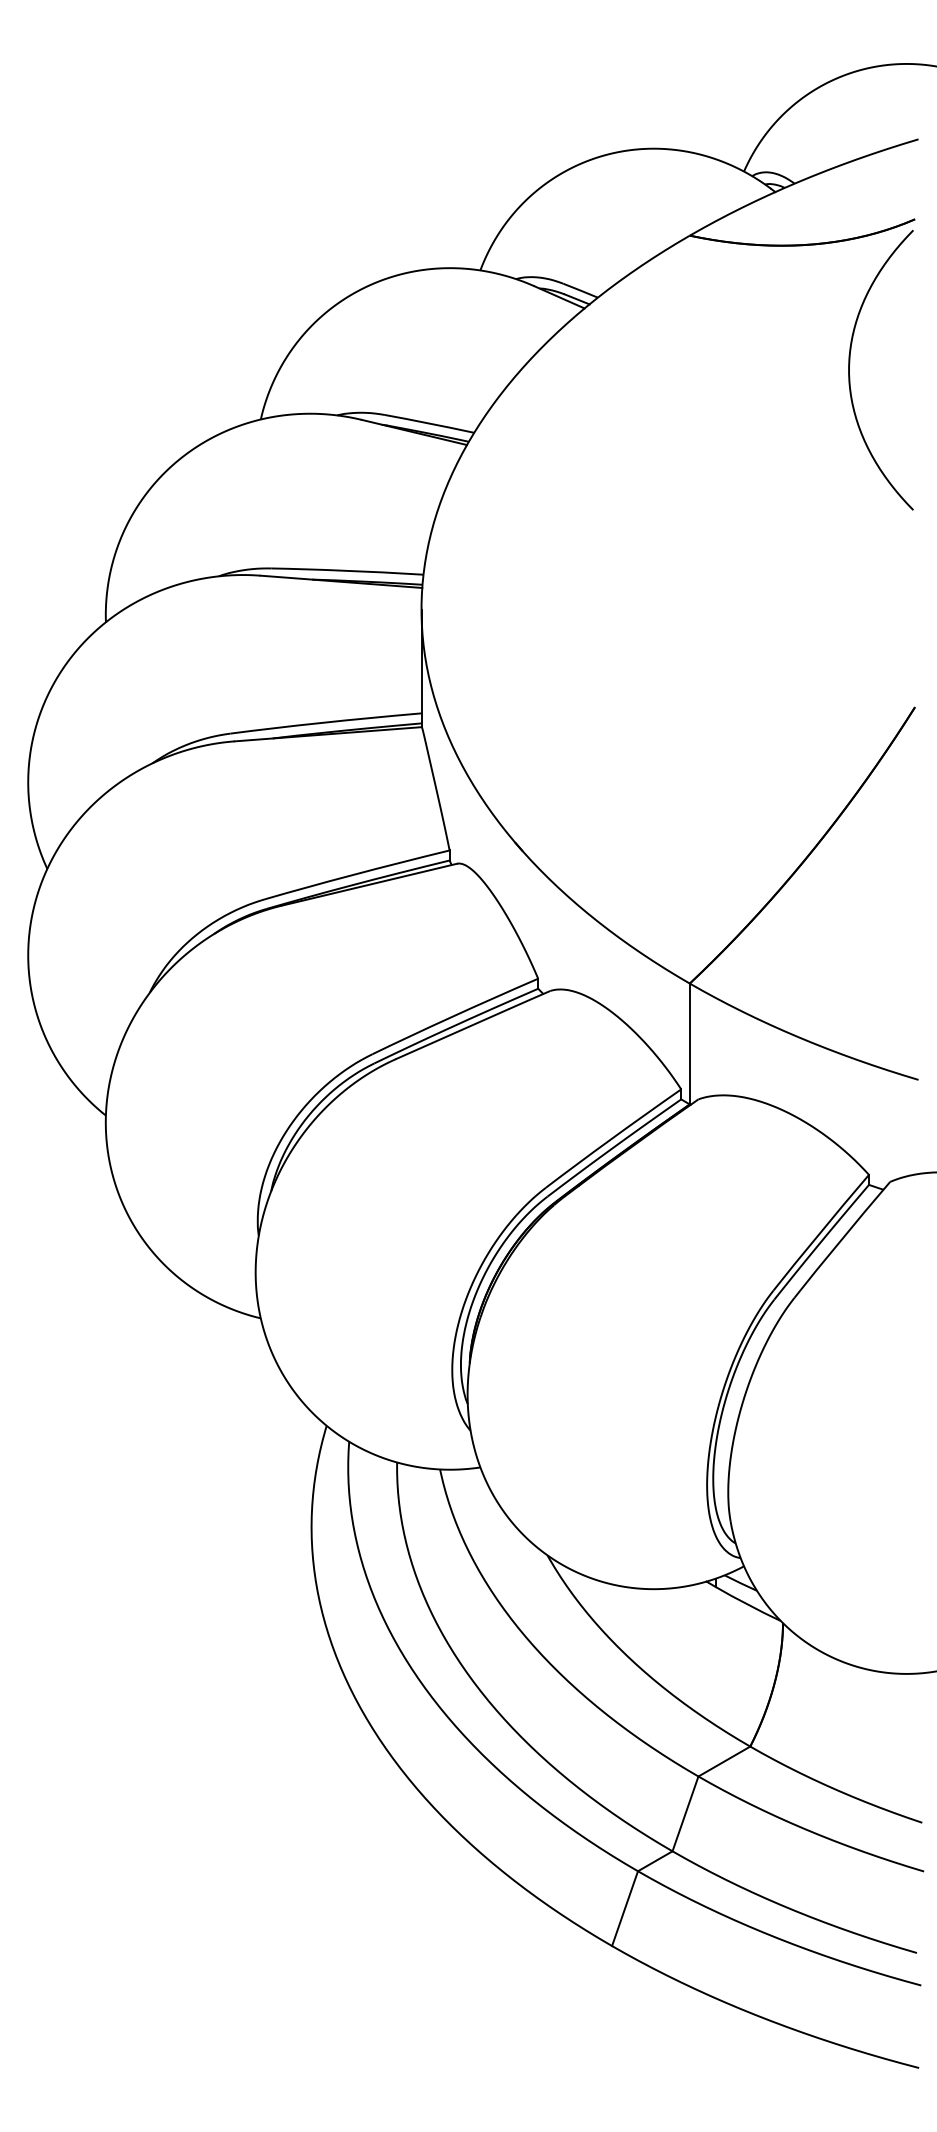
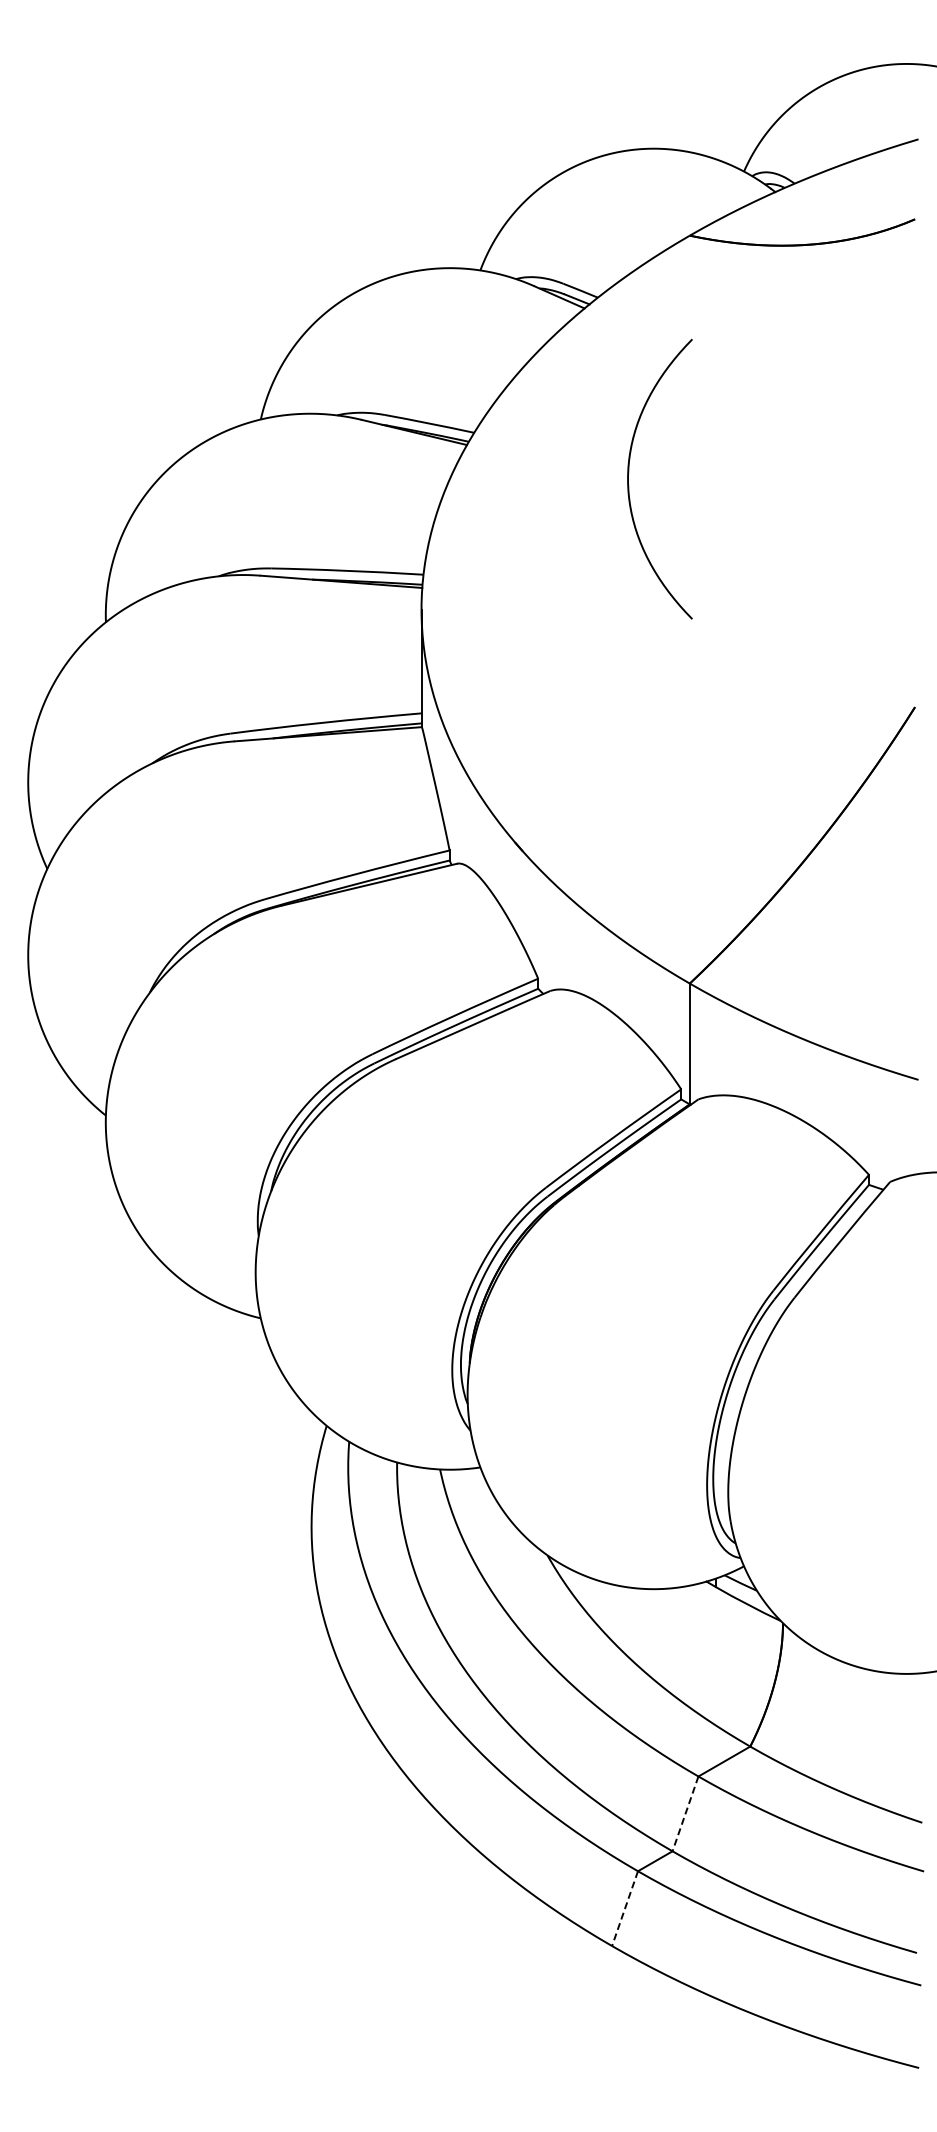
curve position: (850, 364) -> (629, 473) (629, 473)
line: solid -> dashed (685, 1813)
line: solid -> dashed (625, 1908)
